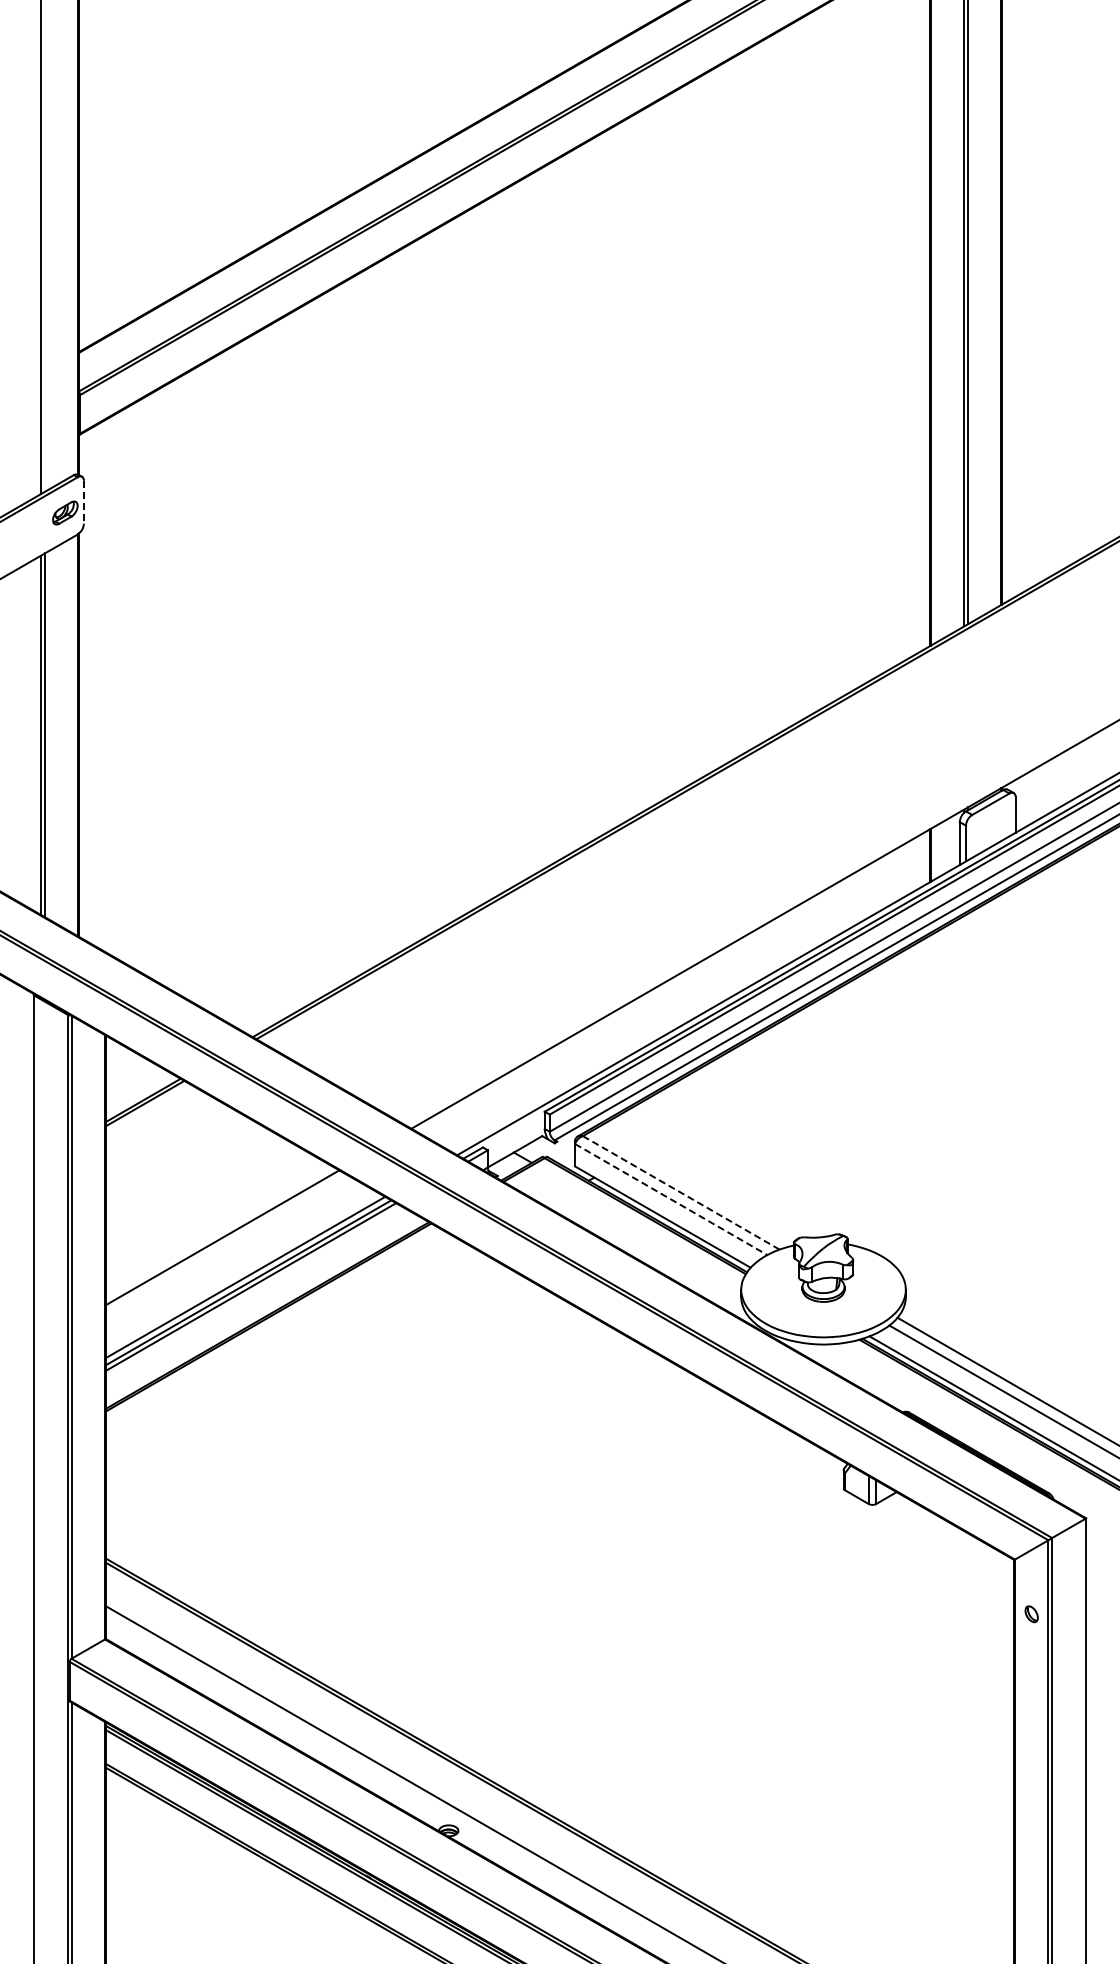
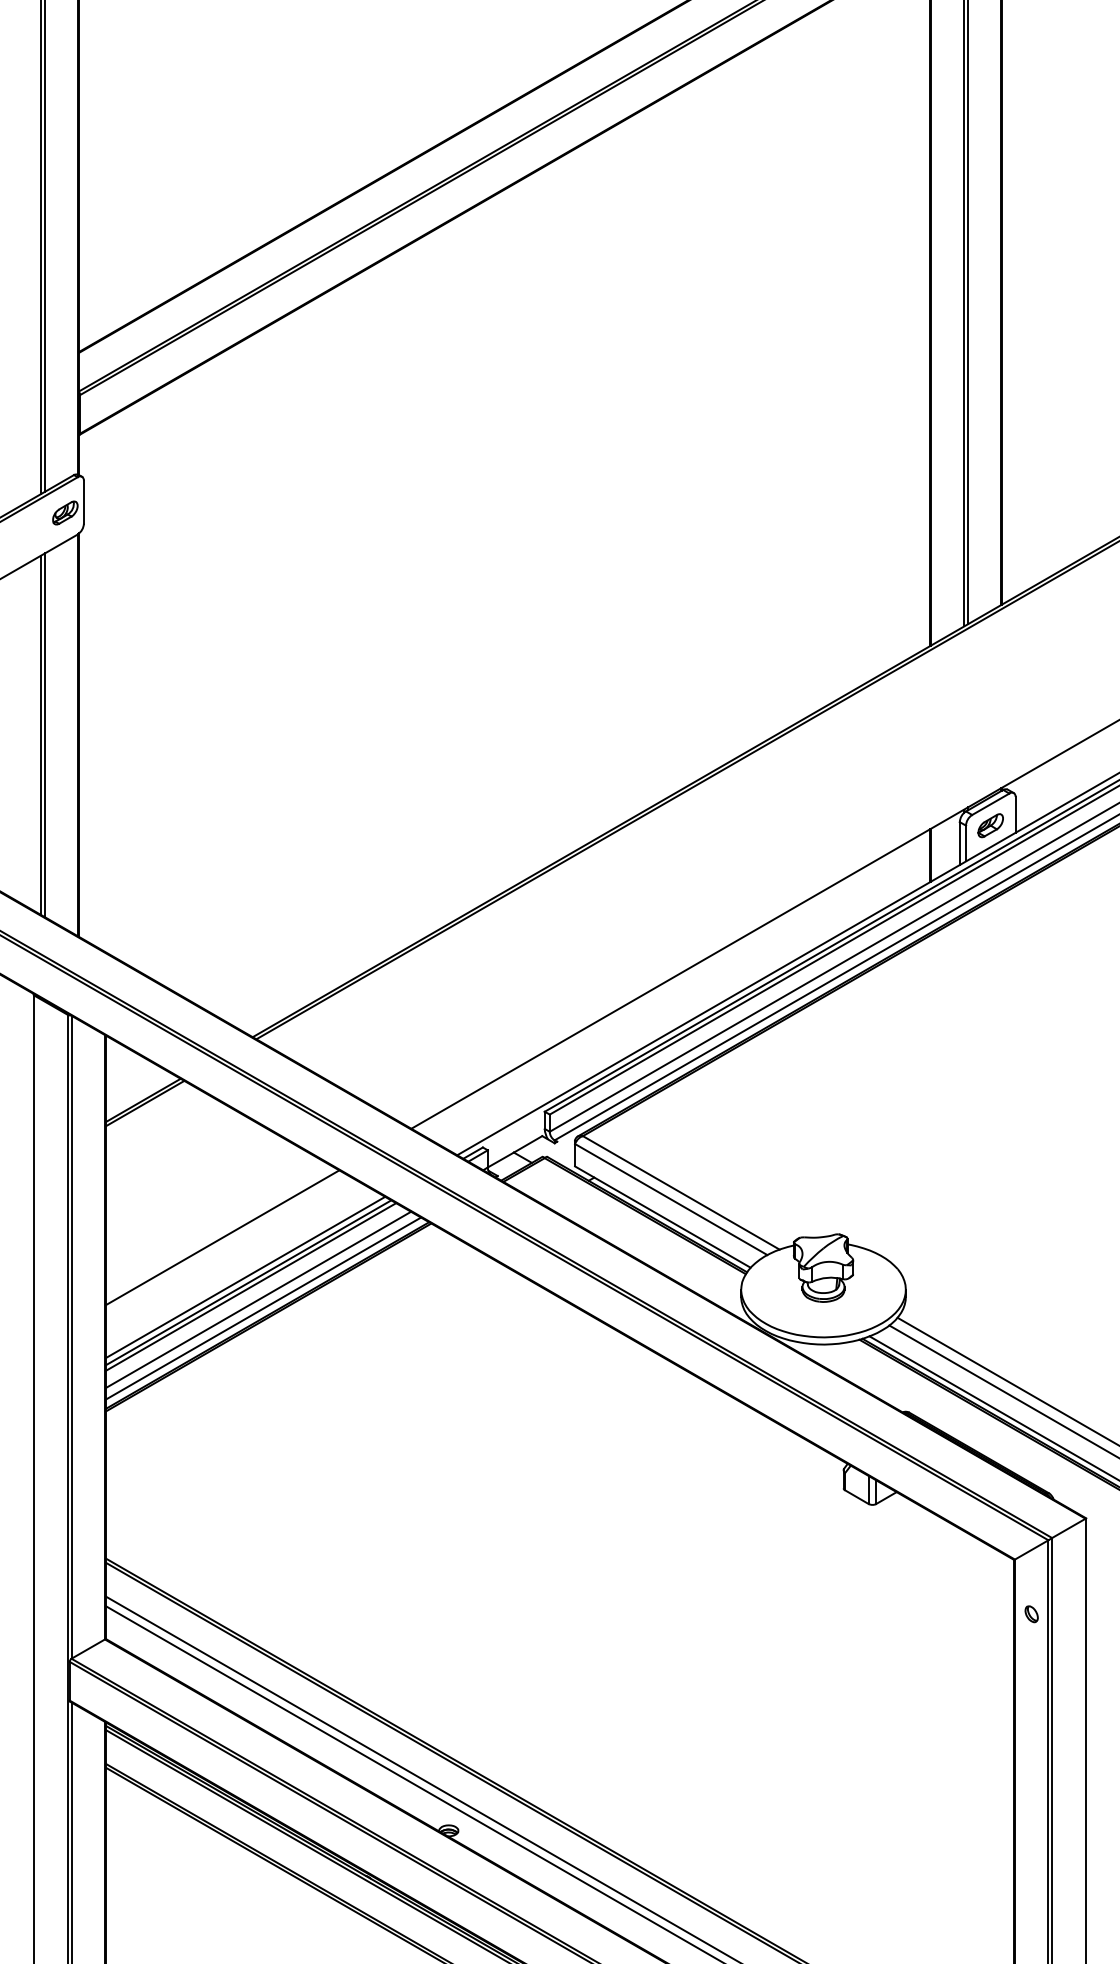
line: none -> present (44, 246)
line: dashed -> solid (83, 502)
part: none -> present (990, 825)
line: dashed -> solid (681, 1192)
line: dashed -> solid (671, 1199)
line: none -> present (258, 1299)
line: none -> present (263, 1308)
line: none -> present (420, 1778)
